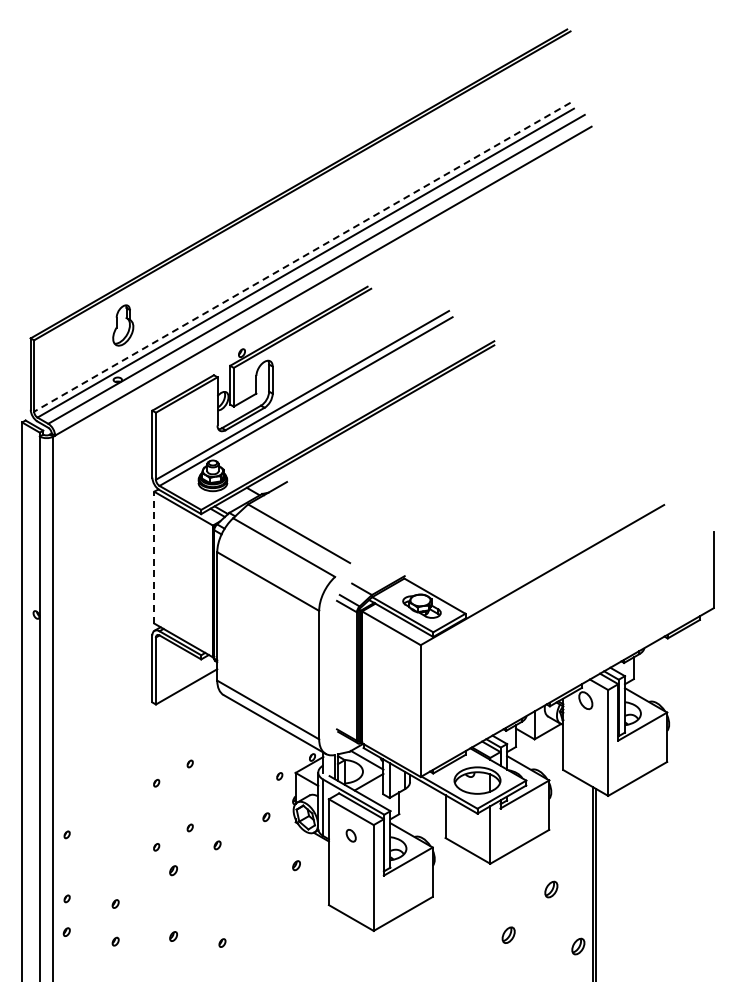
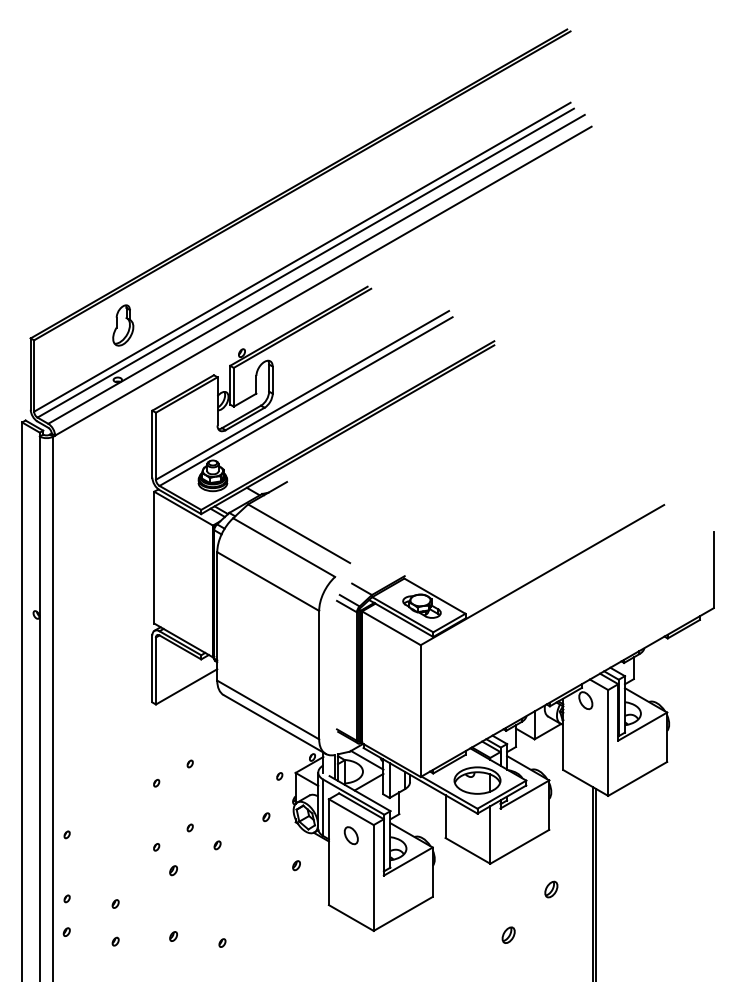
line: dashed -> solid (302, 257)
line: dashed -> solid (154, 557)
part size: 12x14 px -> 16x20 px (350, 835)
part: present -> none (578, 946)
